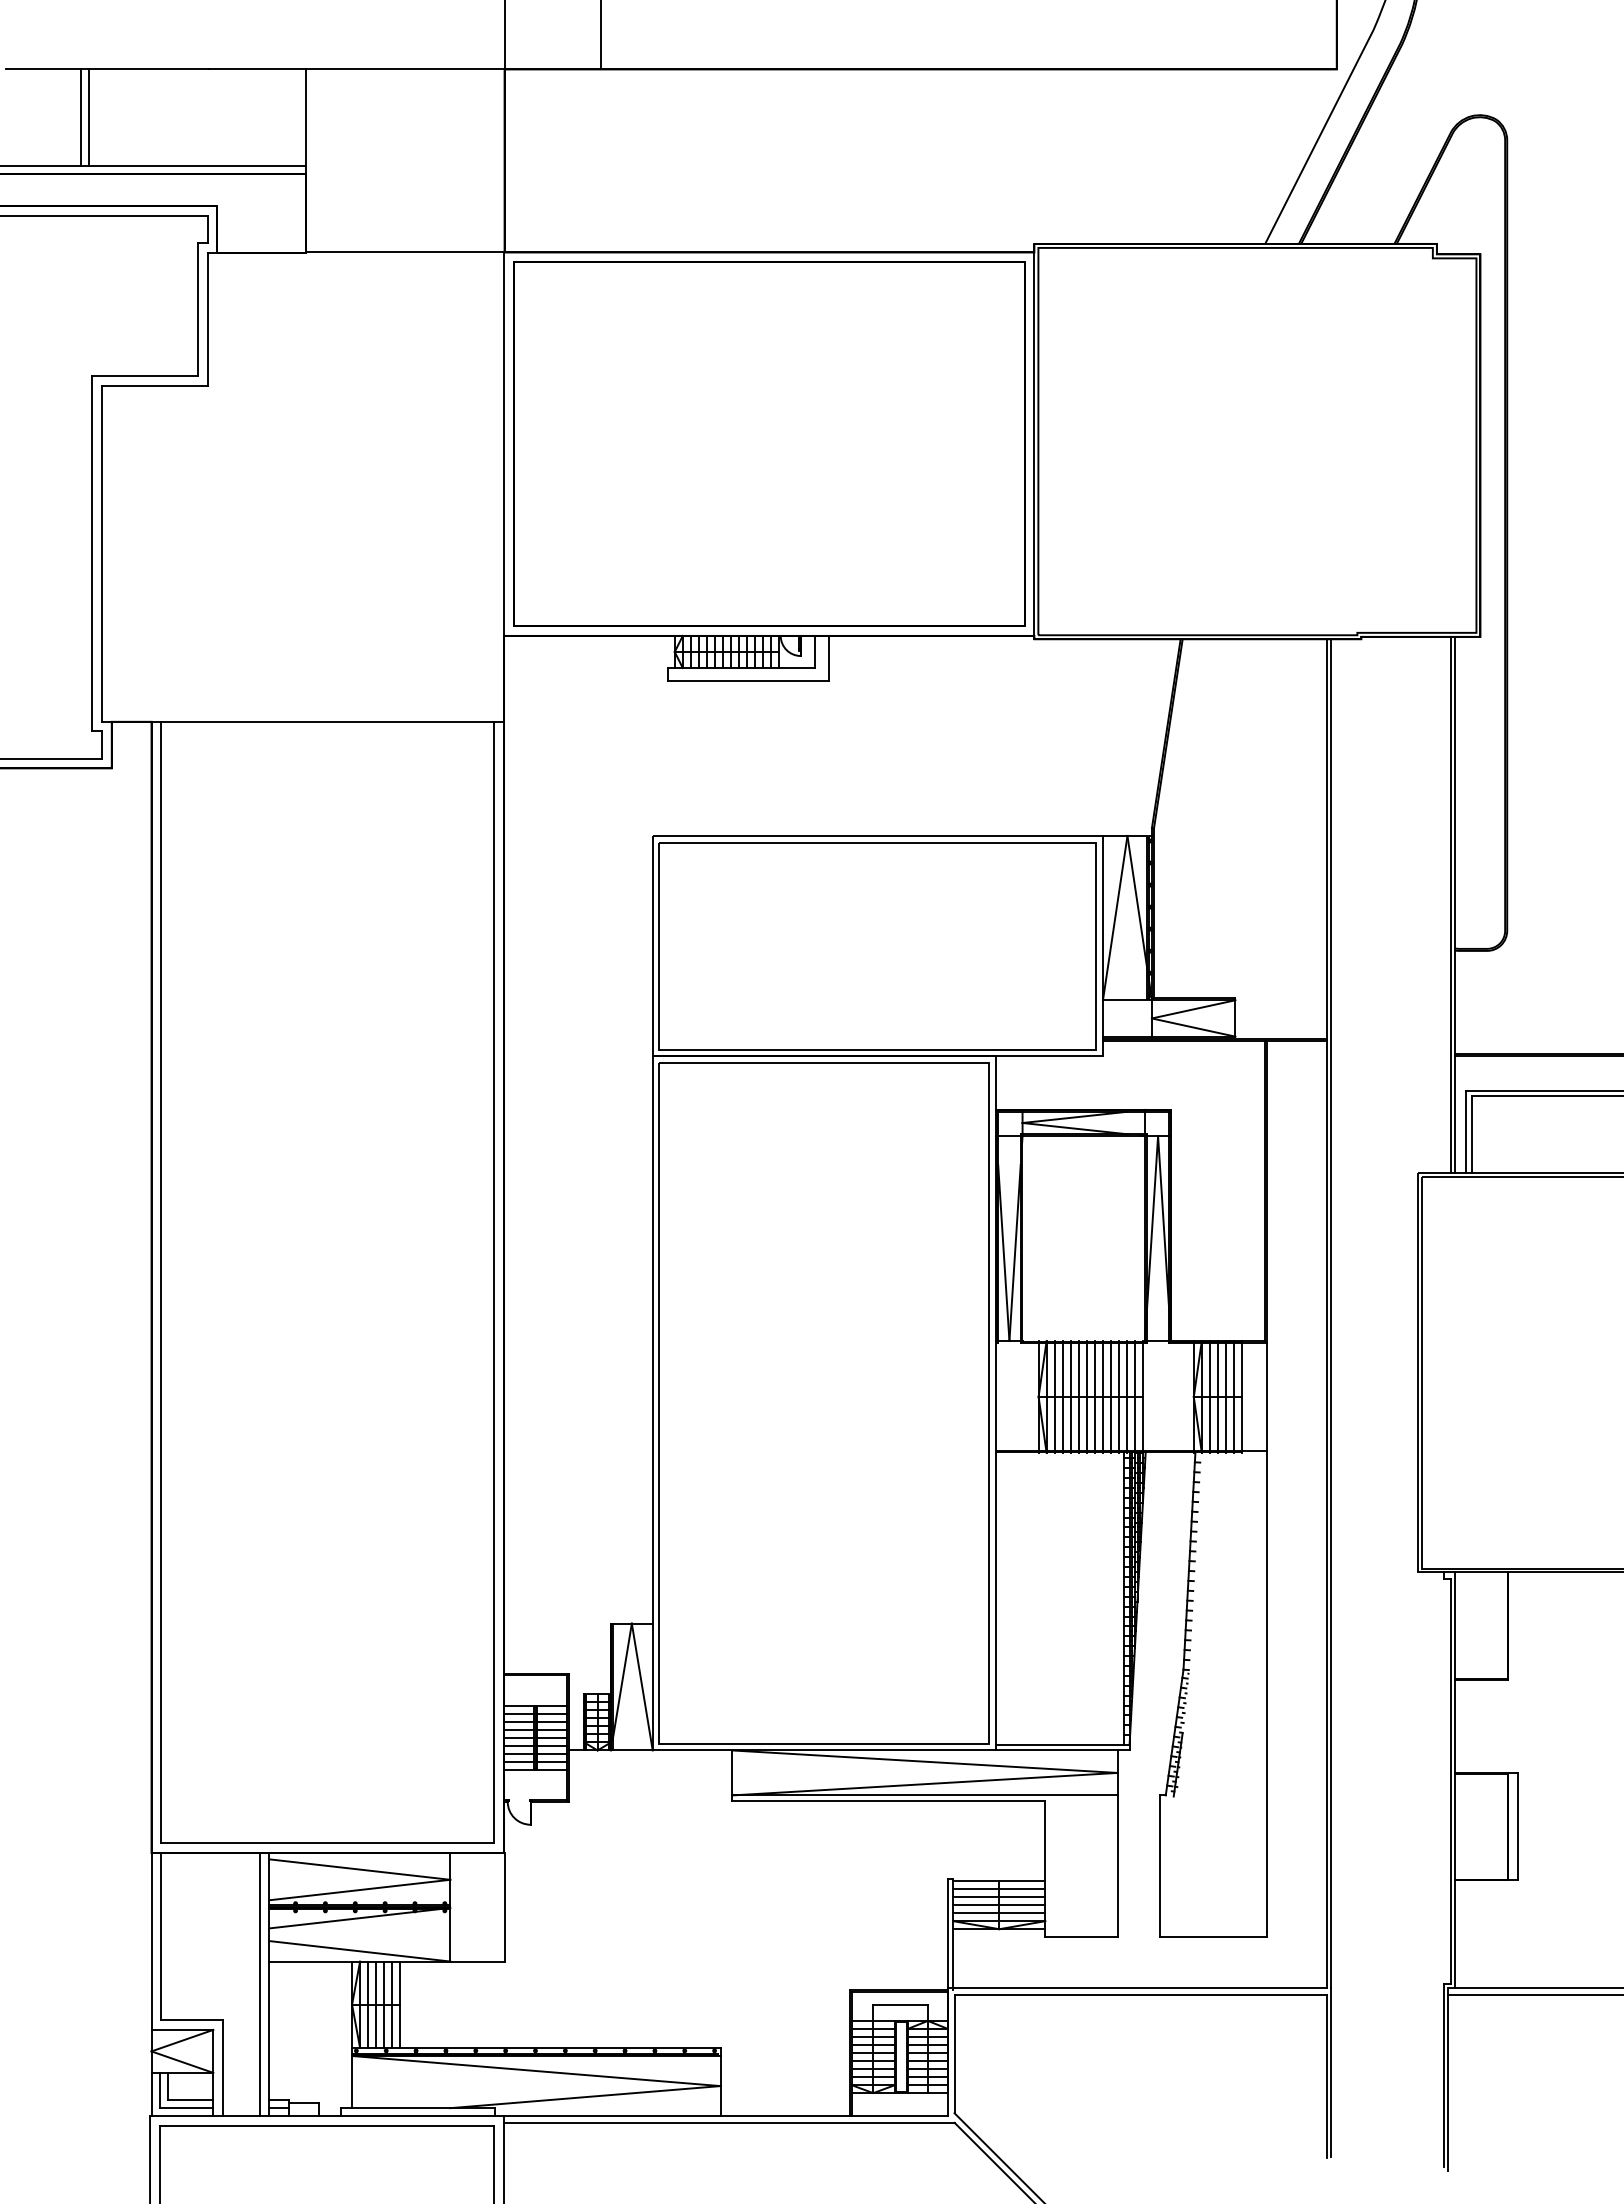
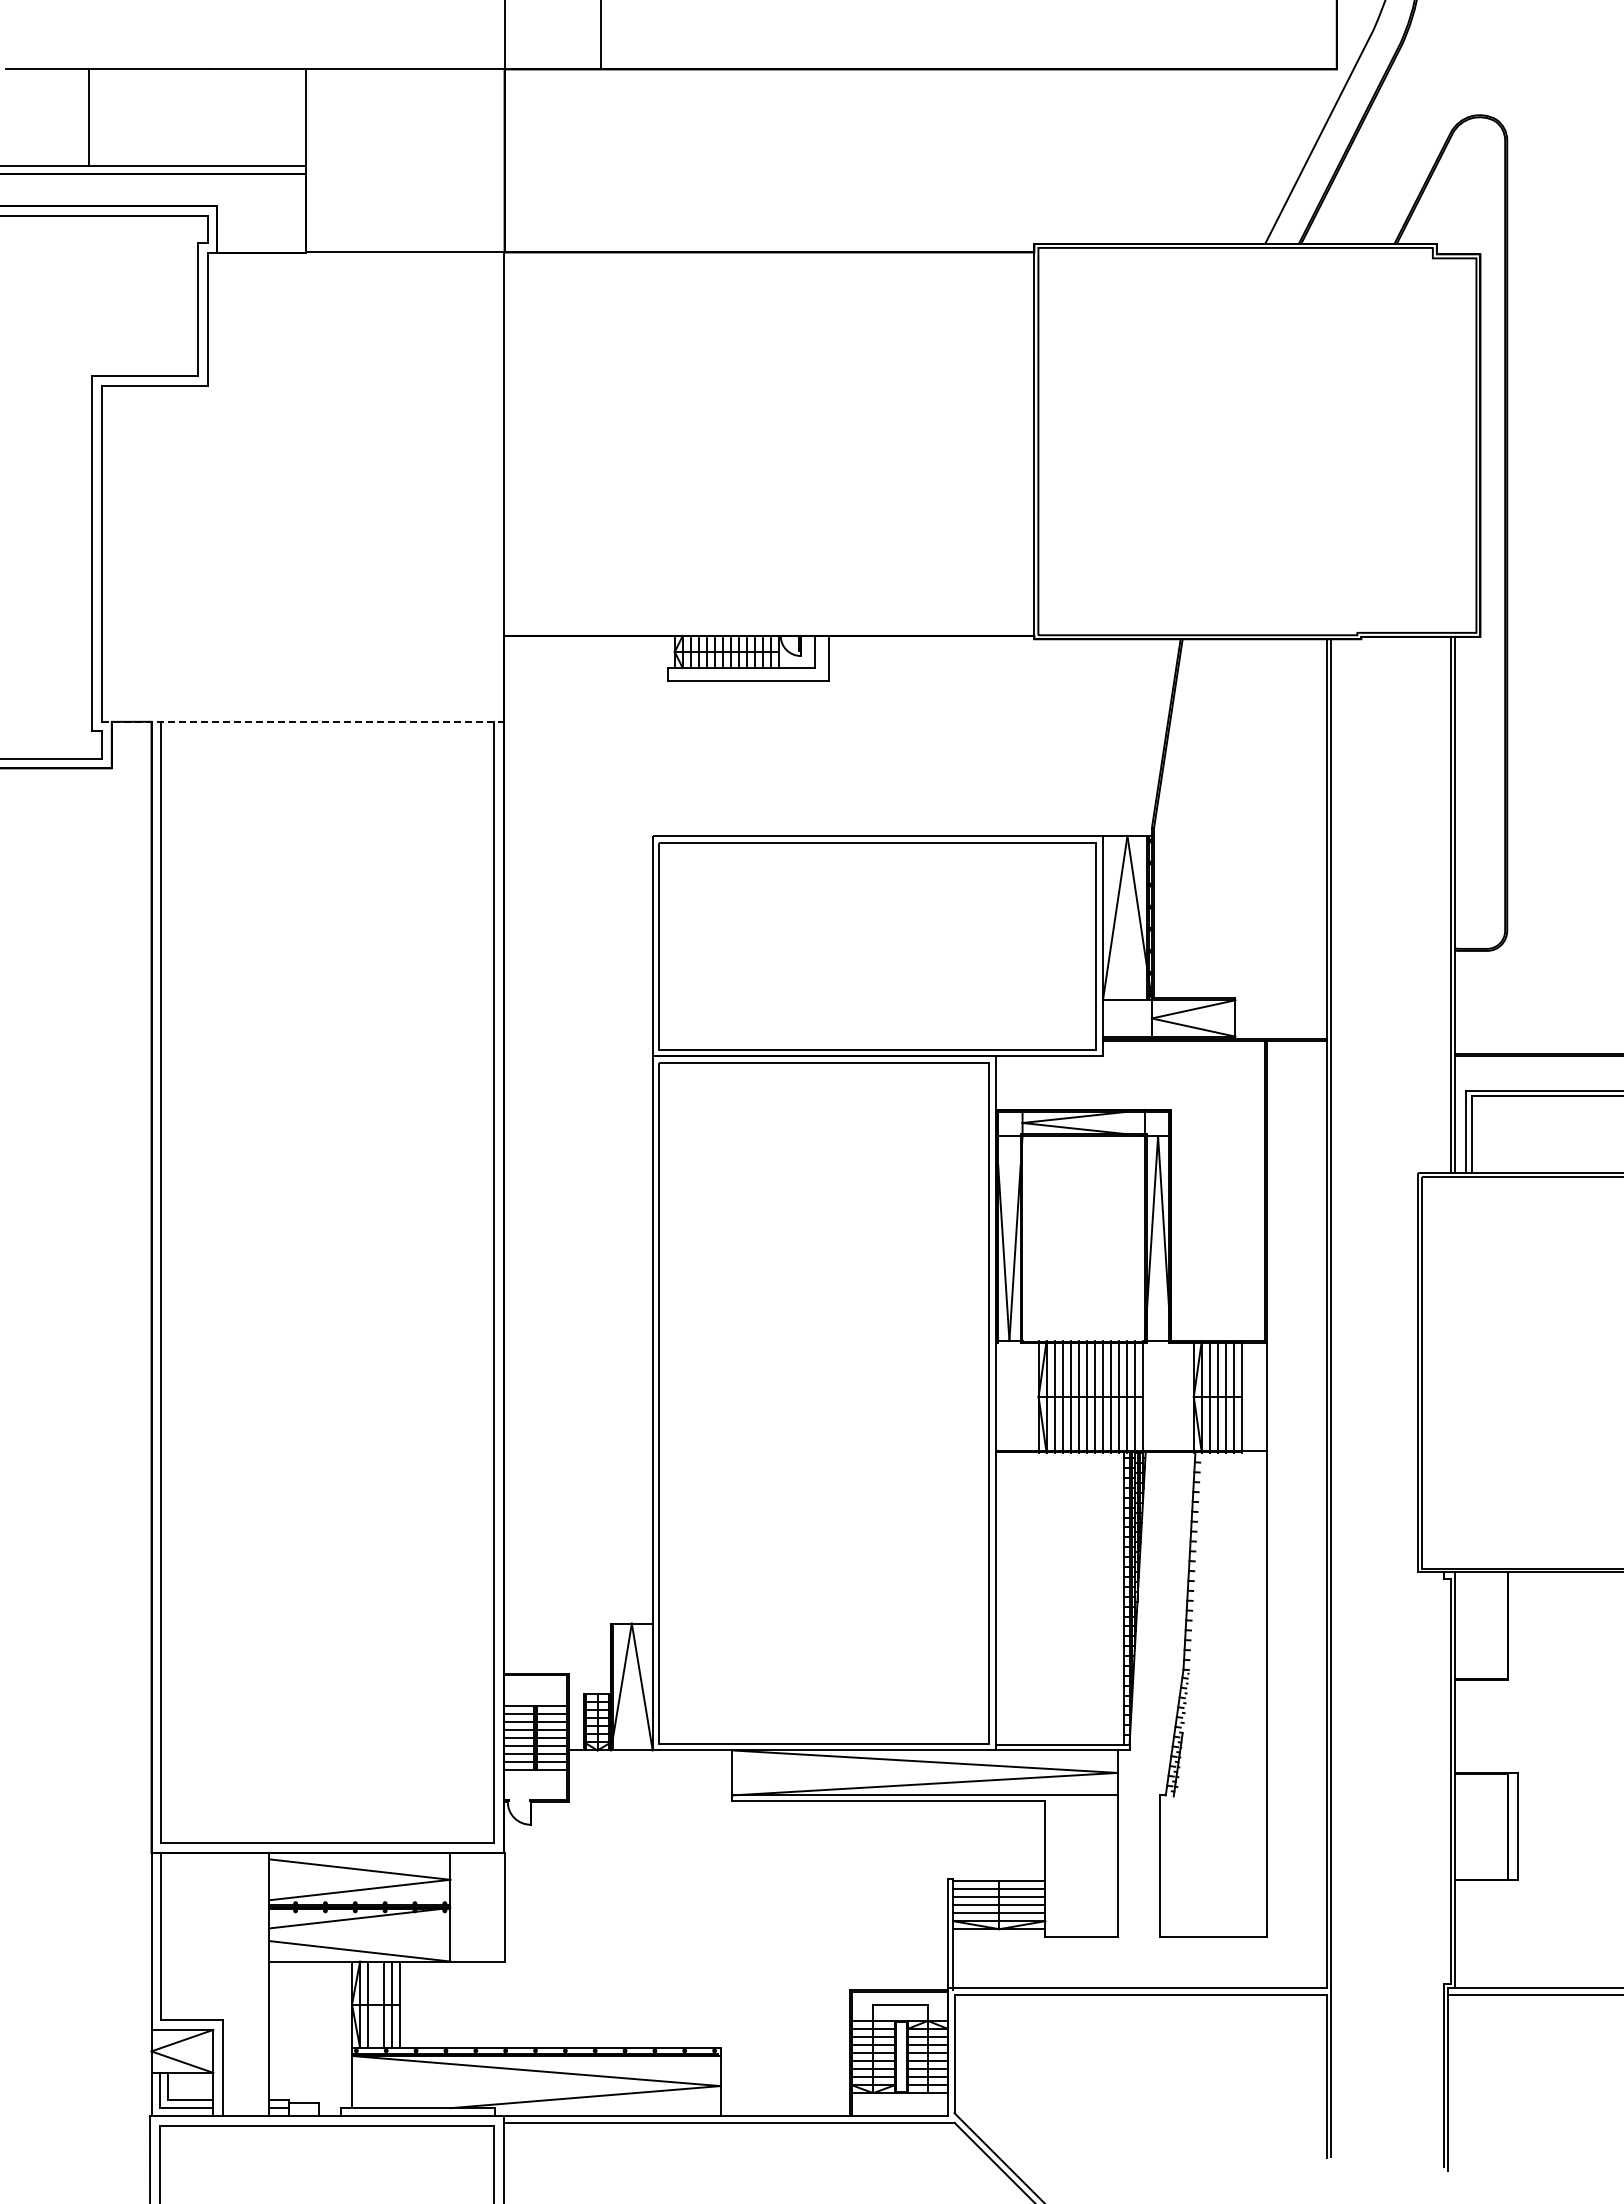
line: present -> none (80, 117)
part: present -> none (769, 443)
line: solid -> dashed (303, 721)
line: present -> none (259, 1984)
line: present -> none (376, 2004)
